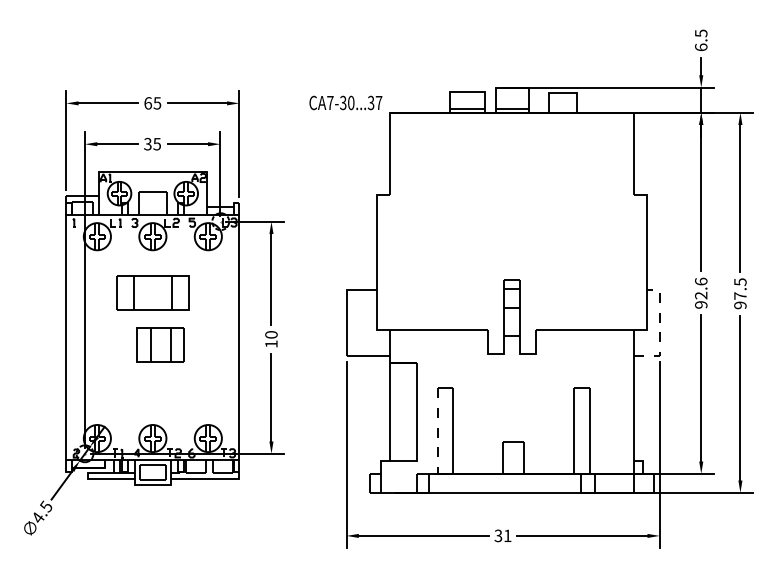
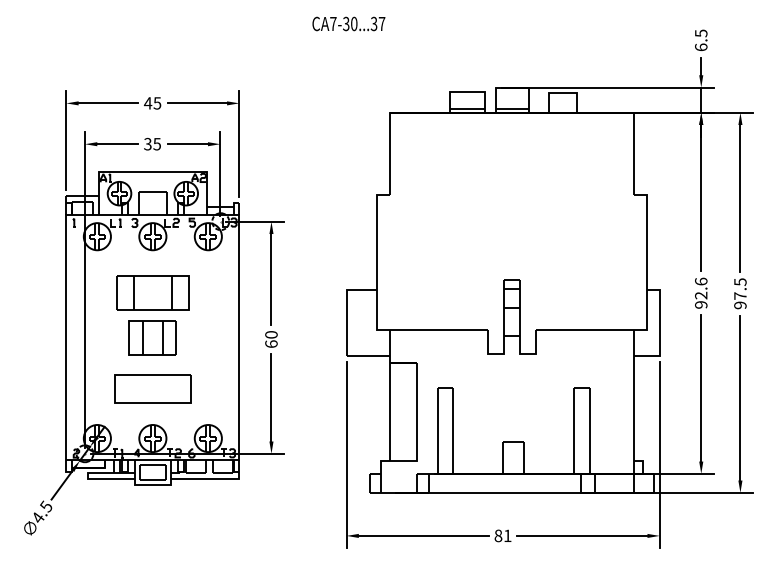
text position: (345, 102) -> (348, 23) (348, 23)
text: 65 -> 45 (147, 103)
line: dashed -> solid (659, 329)
text: 10 -> 60 (271, 343)
part position: (160, 344) -> (152, 337) (152, 337)
part: none -> present (152, 388)
line: dashed -> solid (438, 431)
text: 31 -> 81 (498, 535)
